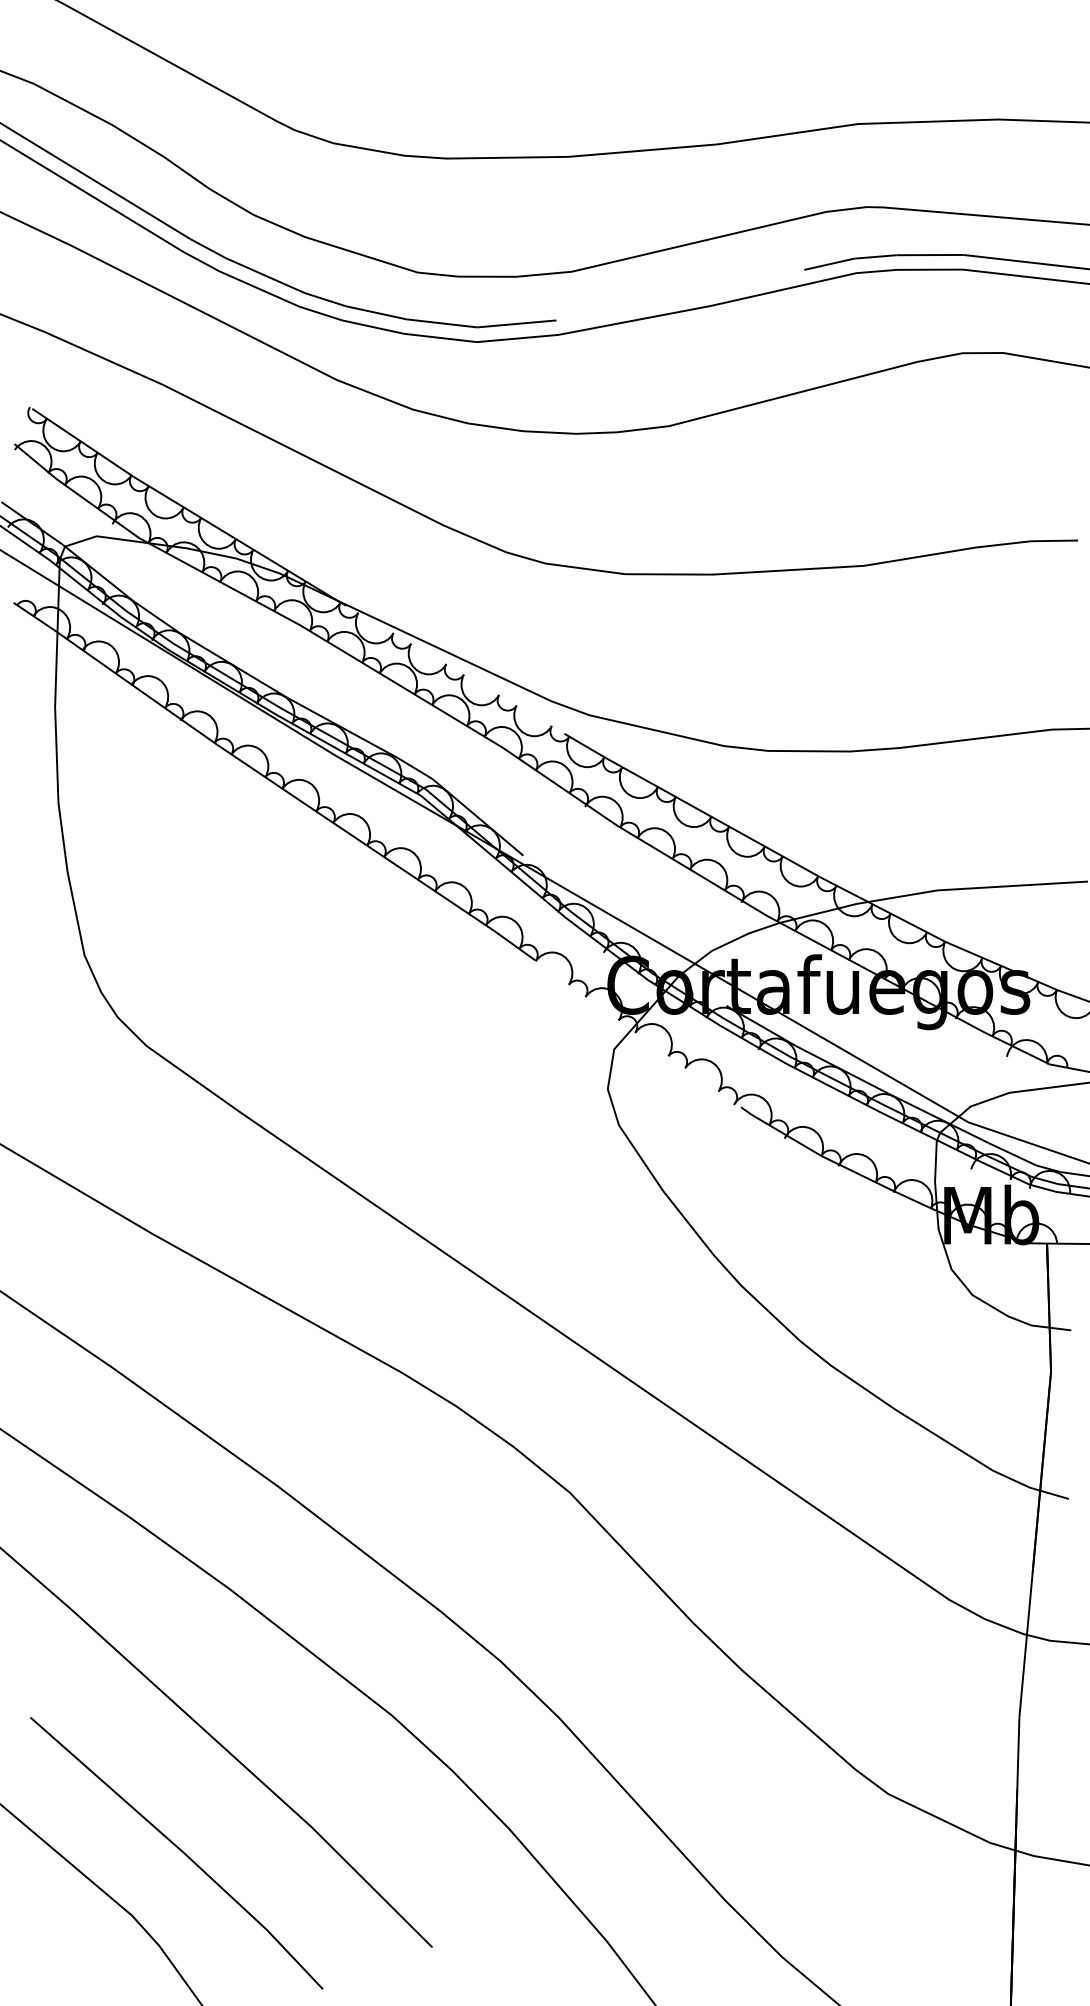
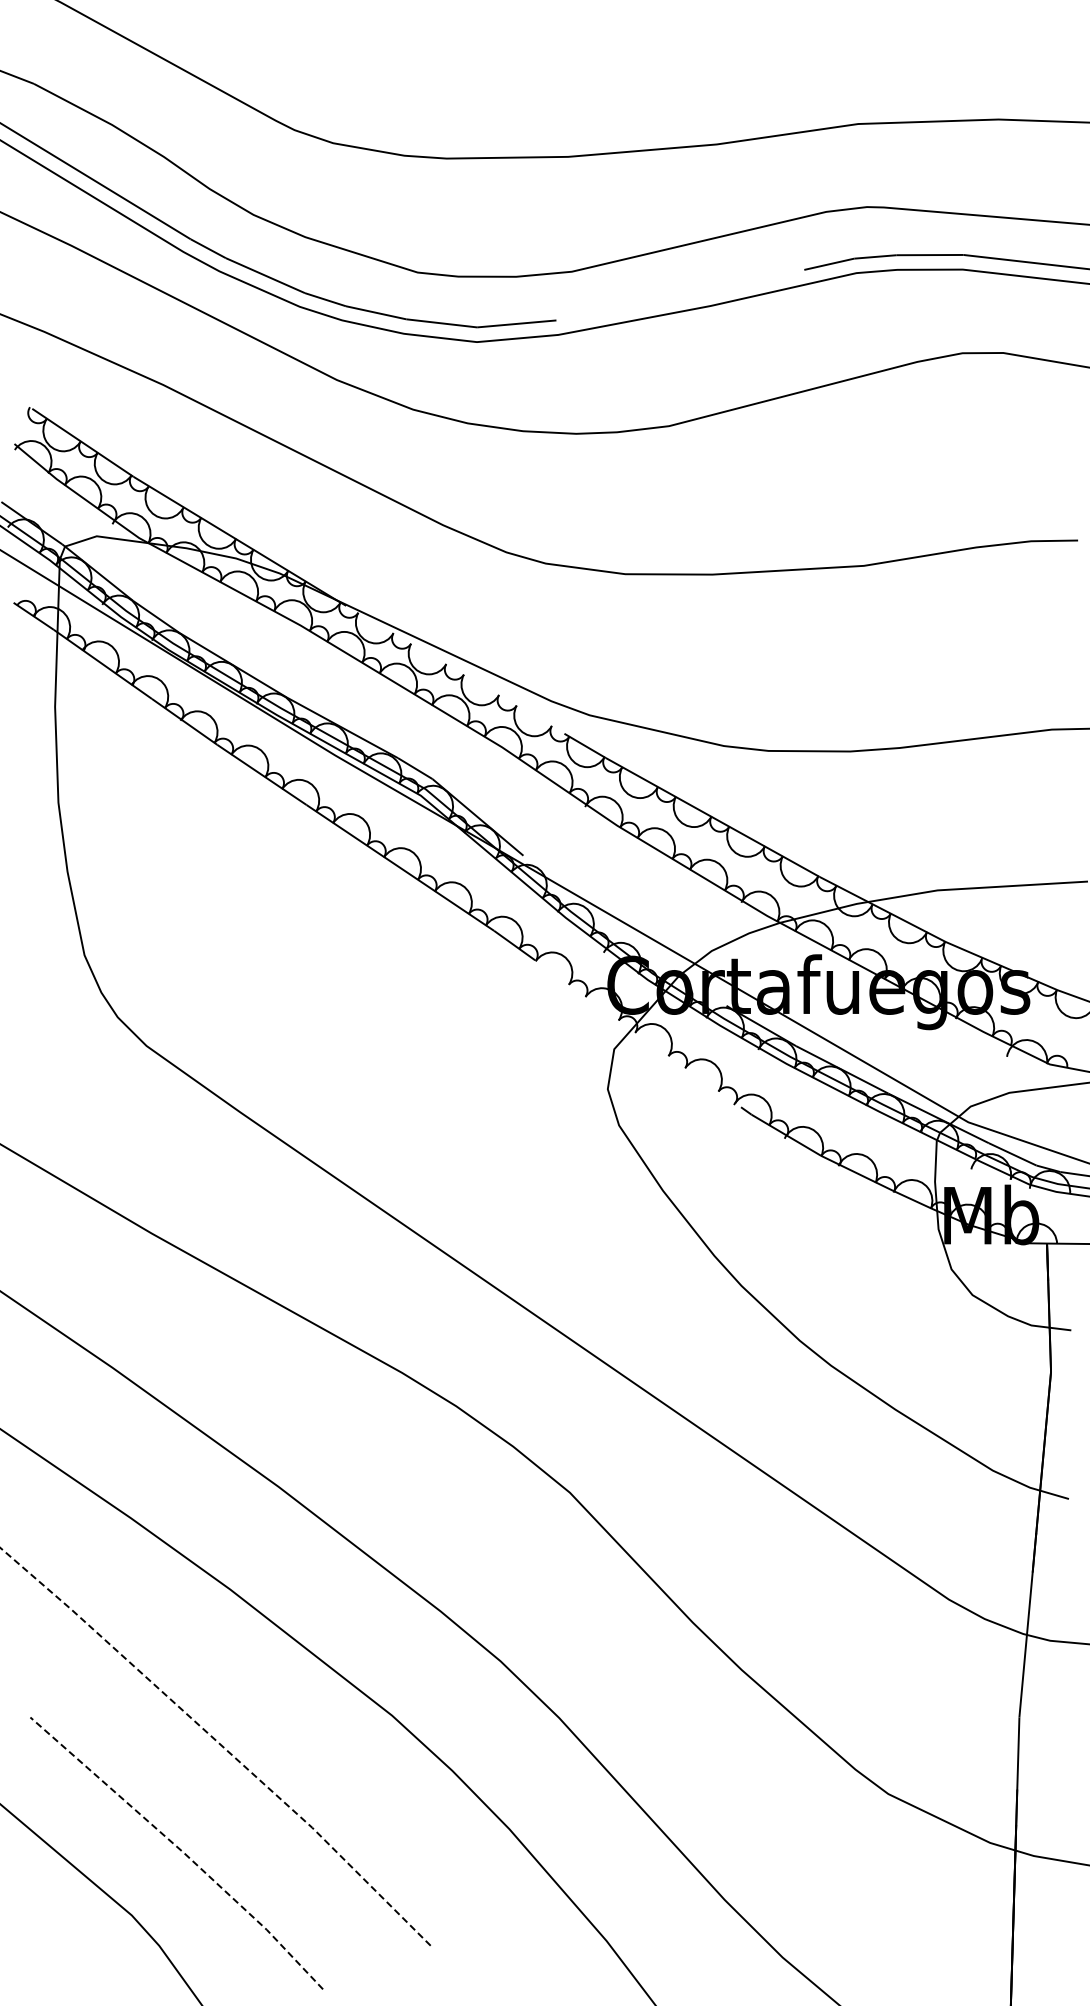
line: solid -> dashed (219, 1743)
line: solid -> dashed (181, 1850)
